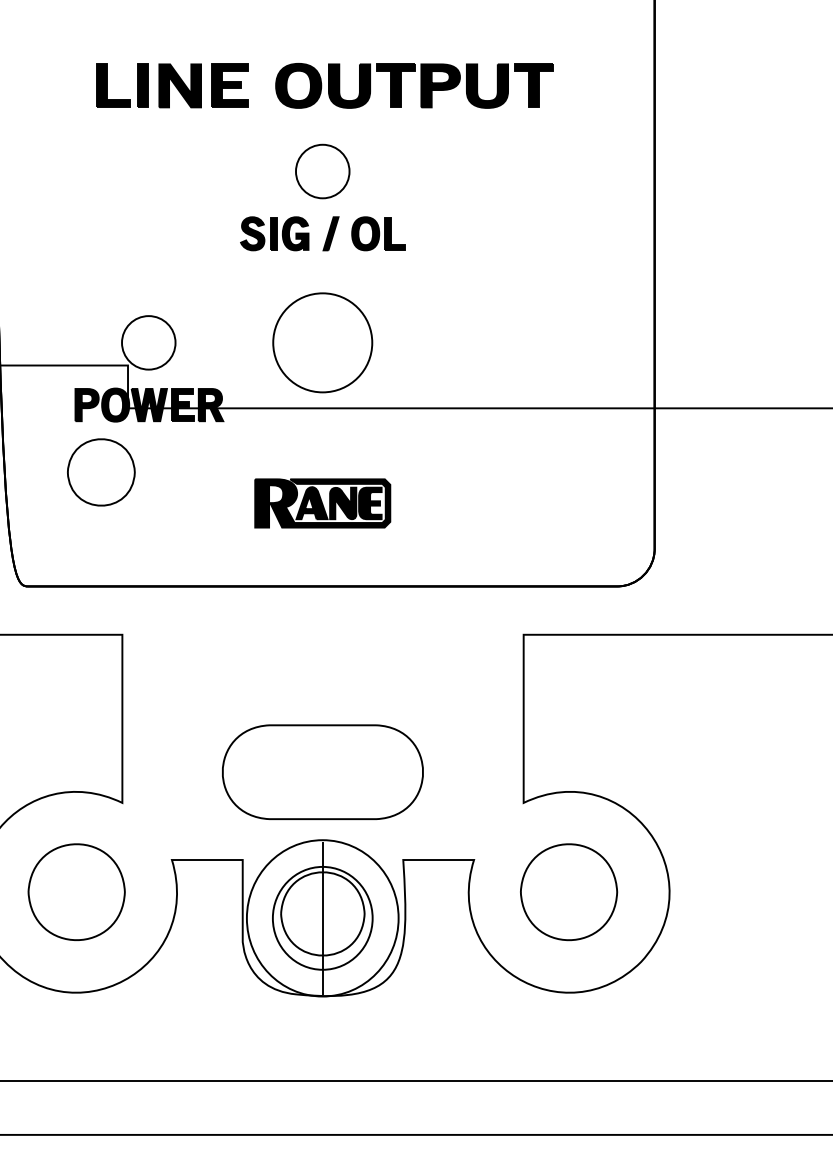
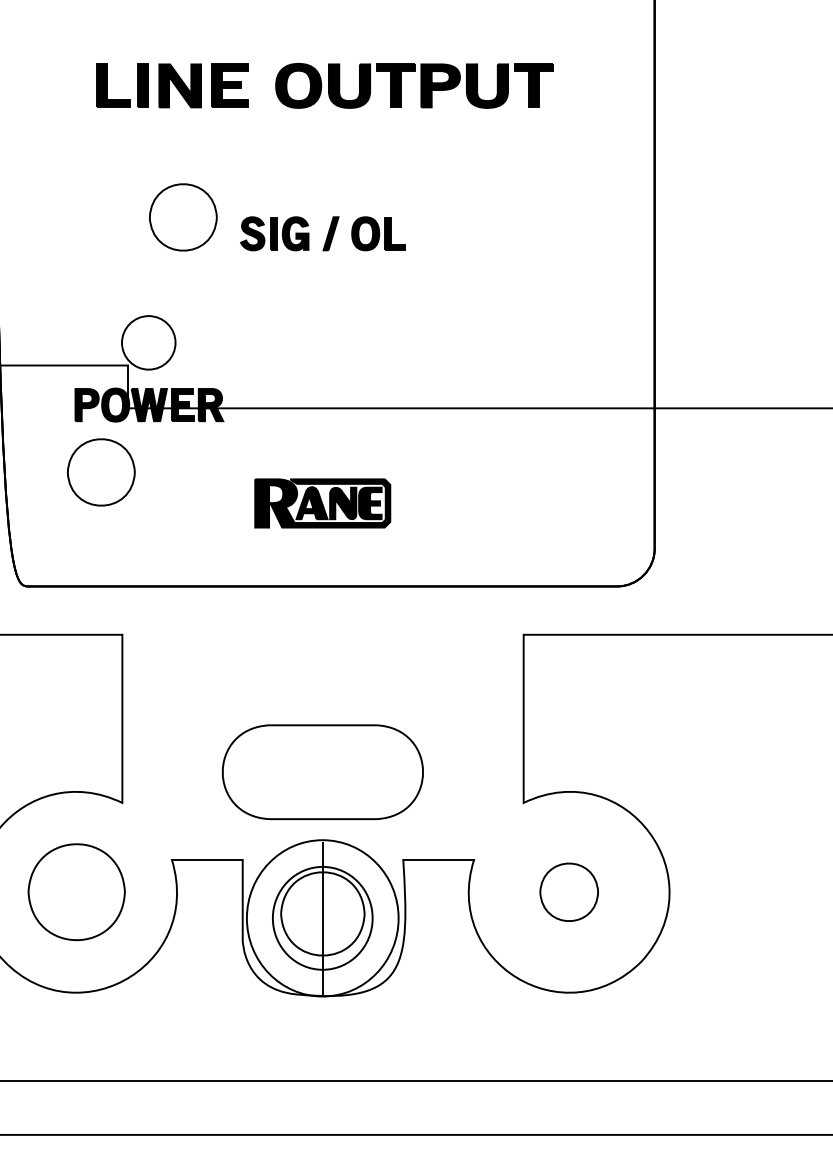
part: present -> none (322, 171)
part: none -> present (183, 217)
part: present -> none (322, 342)
part size: 99x99 px -> 60x60 px (568, 891)
